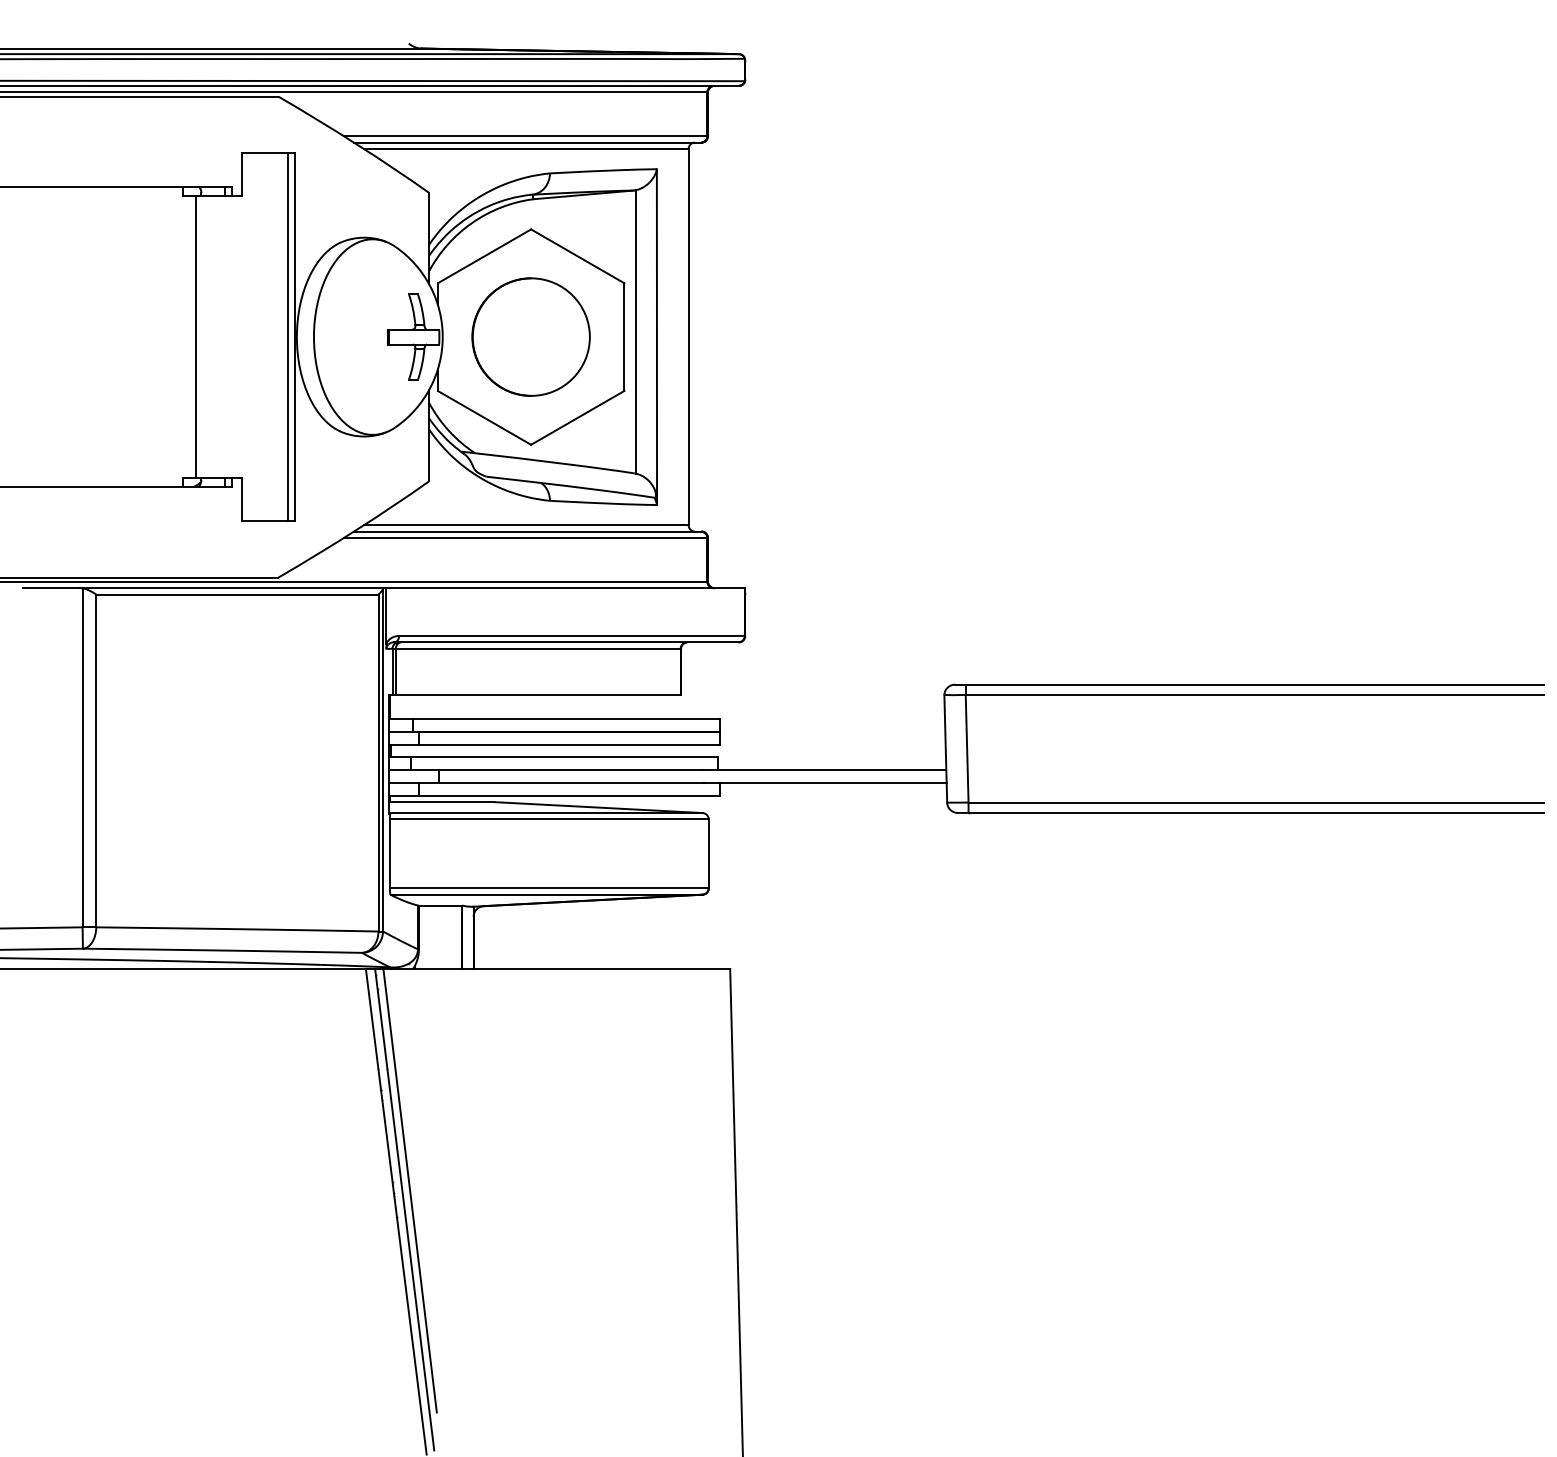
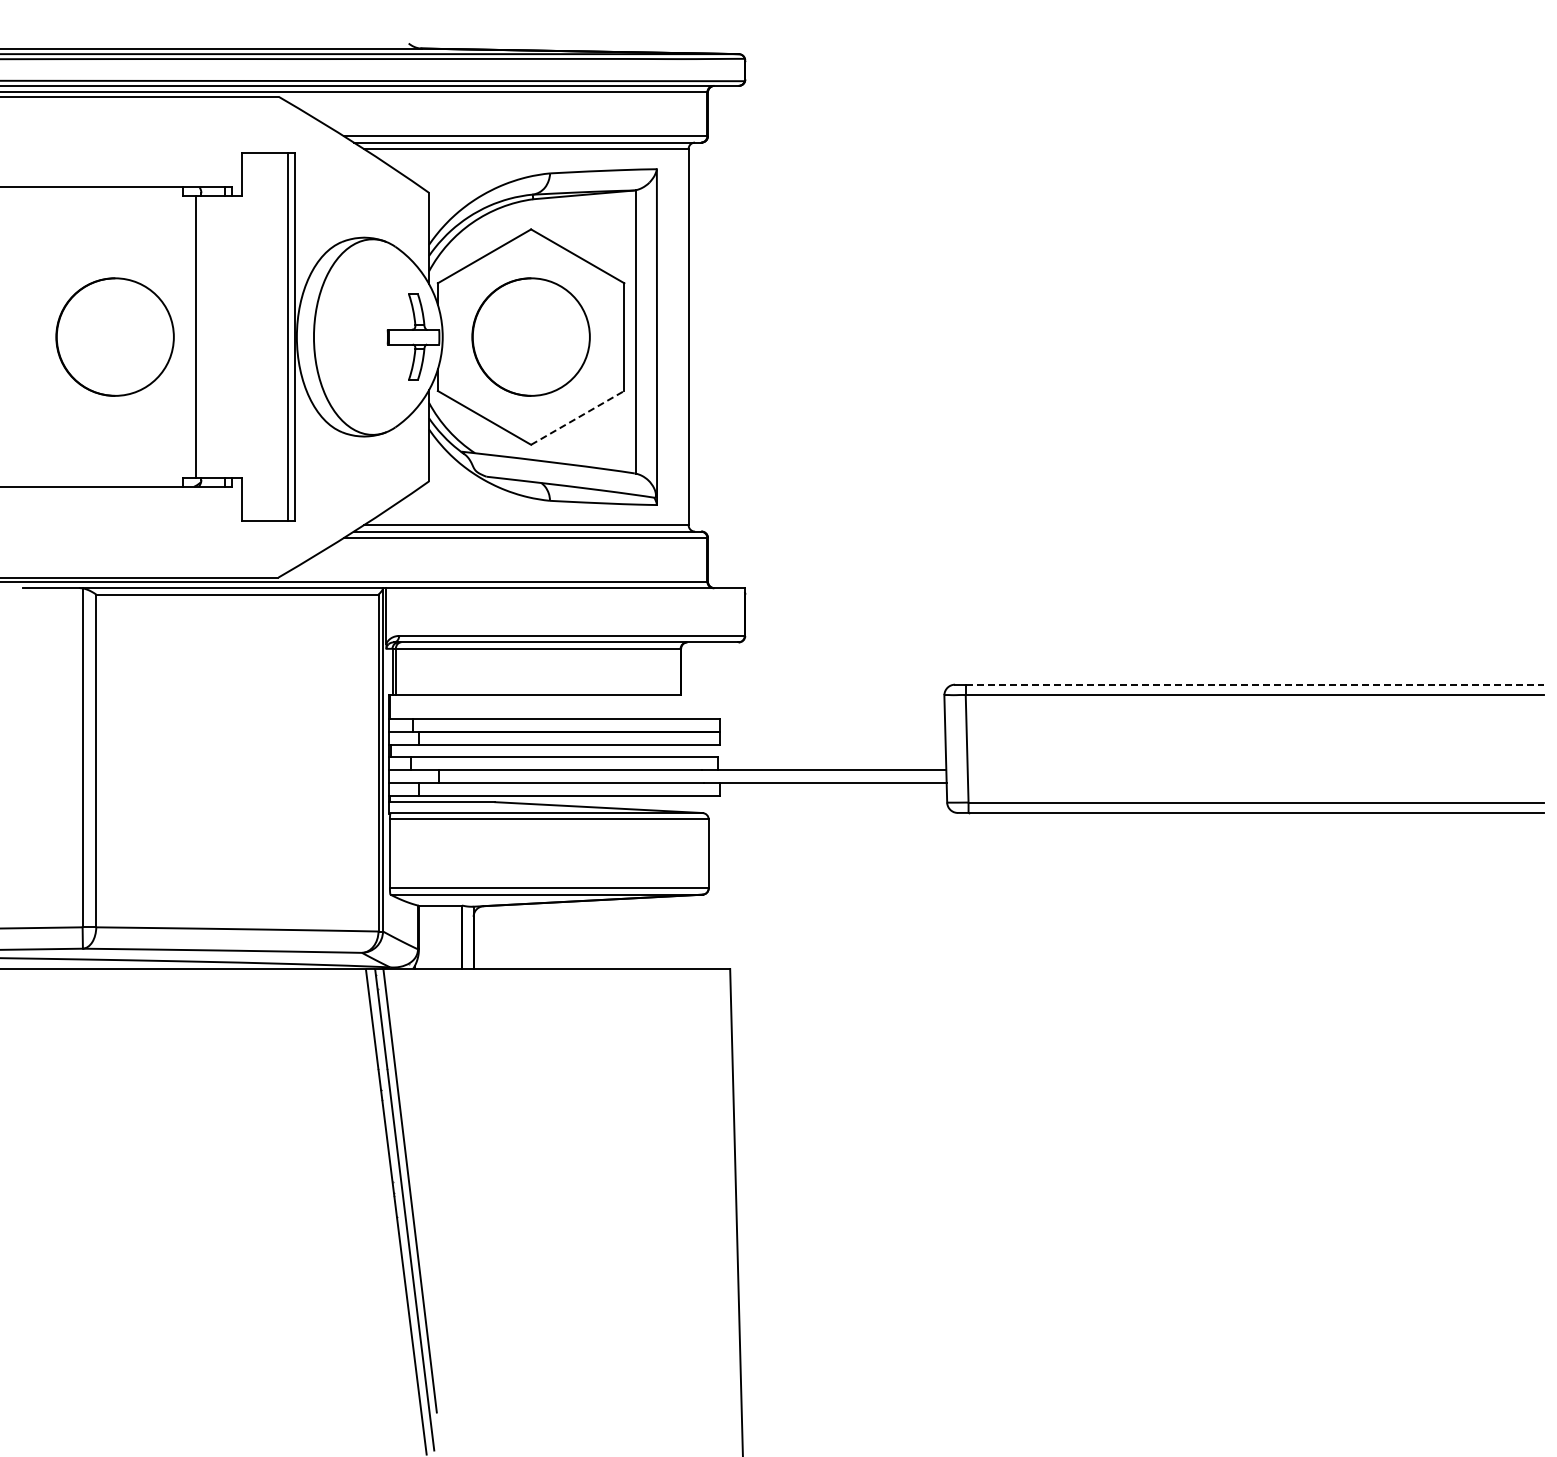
circle: none -> present (114, 336)
line: solid -> dashed (577, 417)
line: solid -> dashed (1255, 684)
